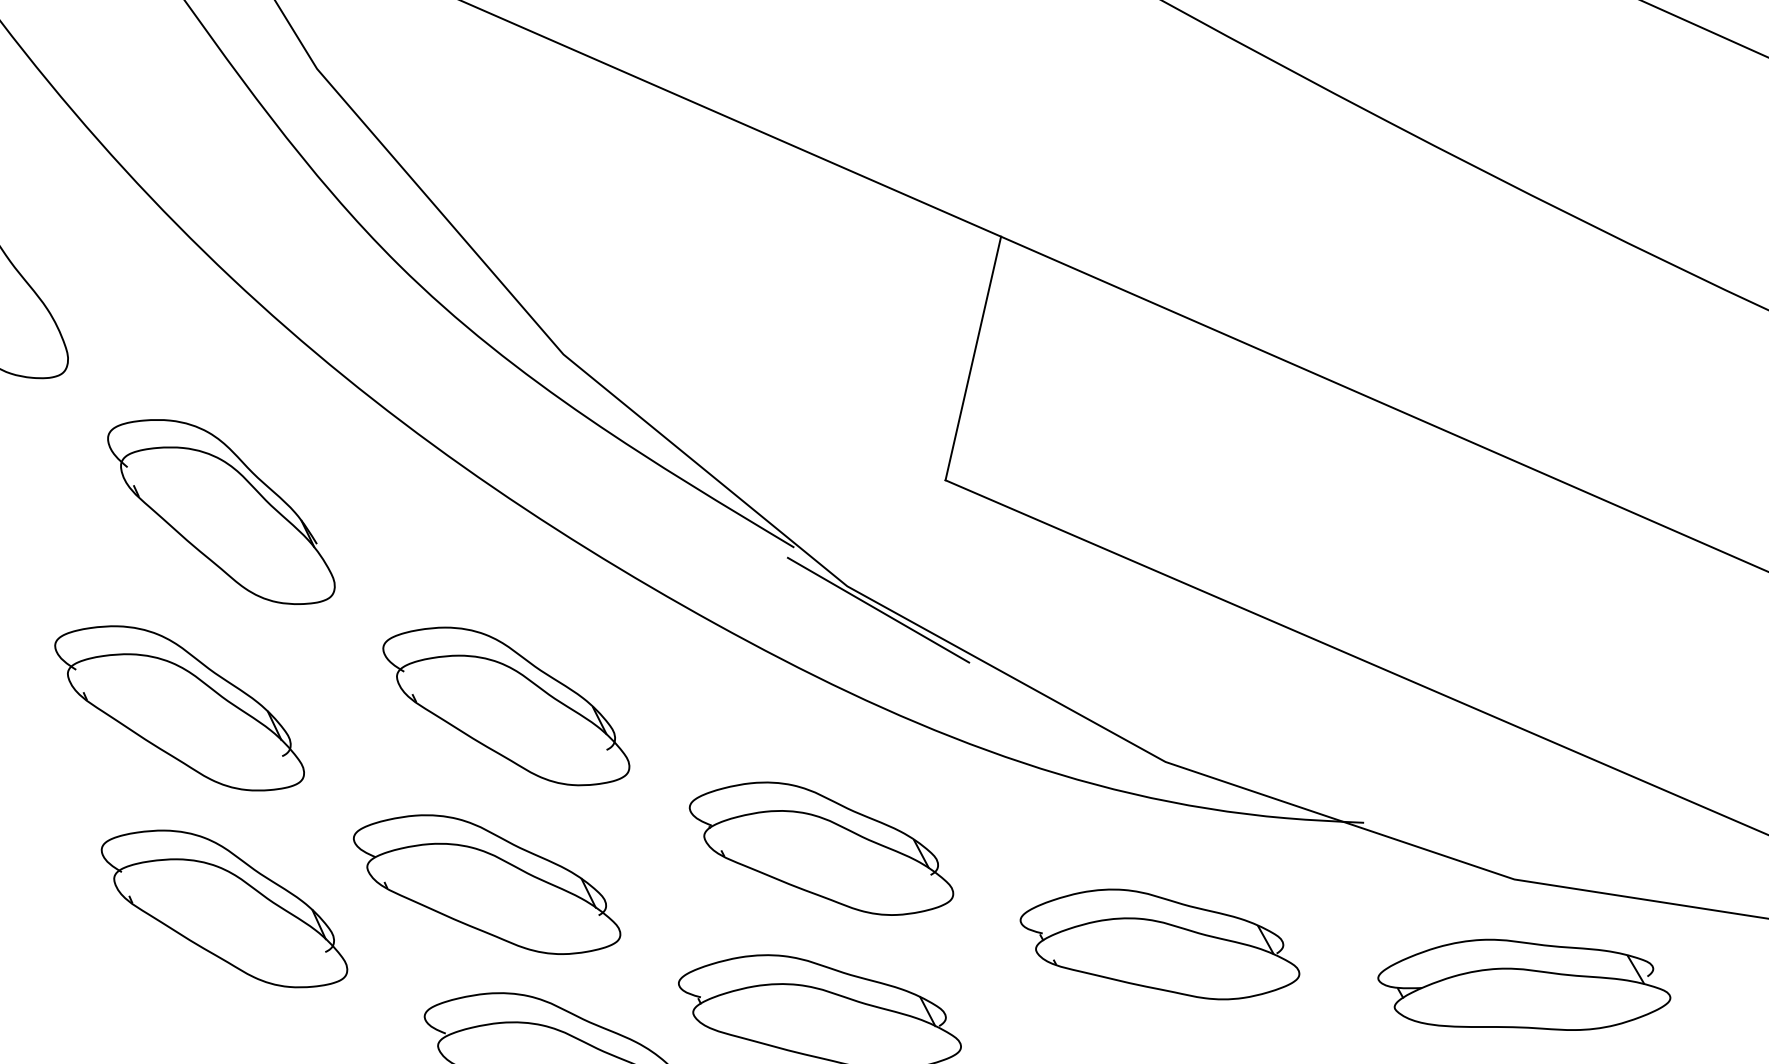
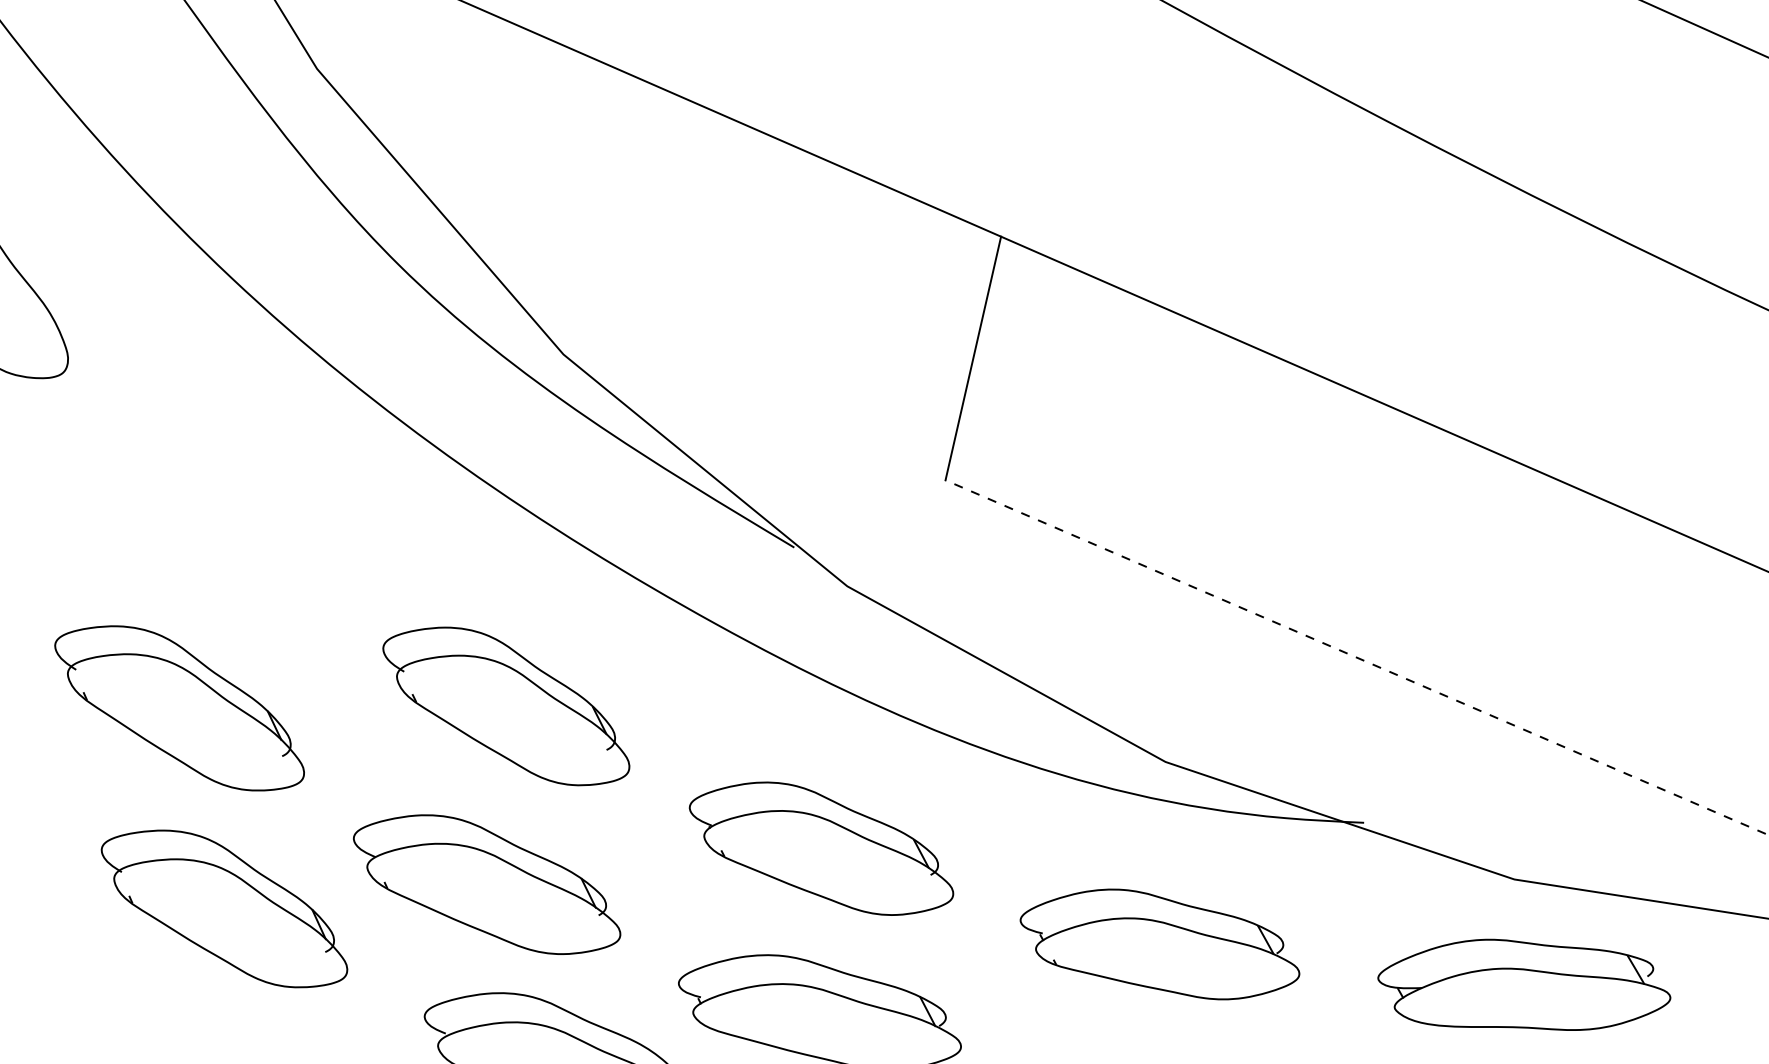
part: present -> none (221, 511)
line: present -> none (878, 609)
line: solid -> dashed (1356, 657)
